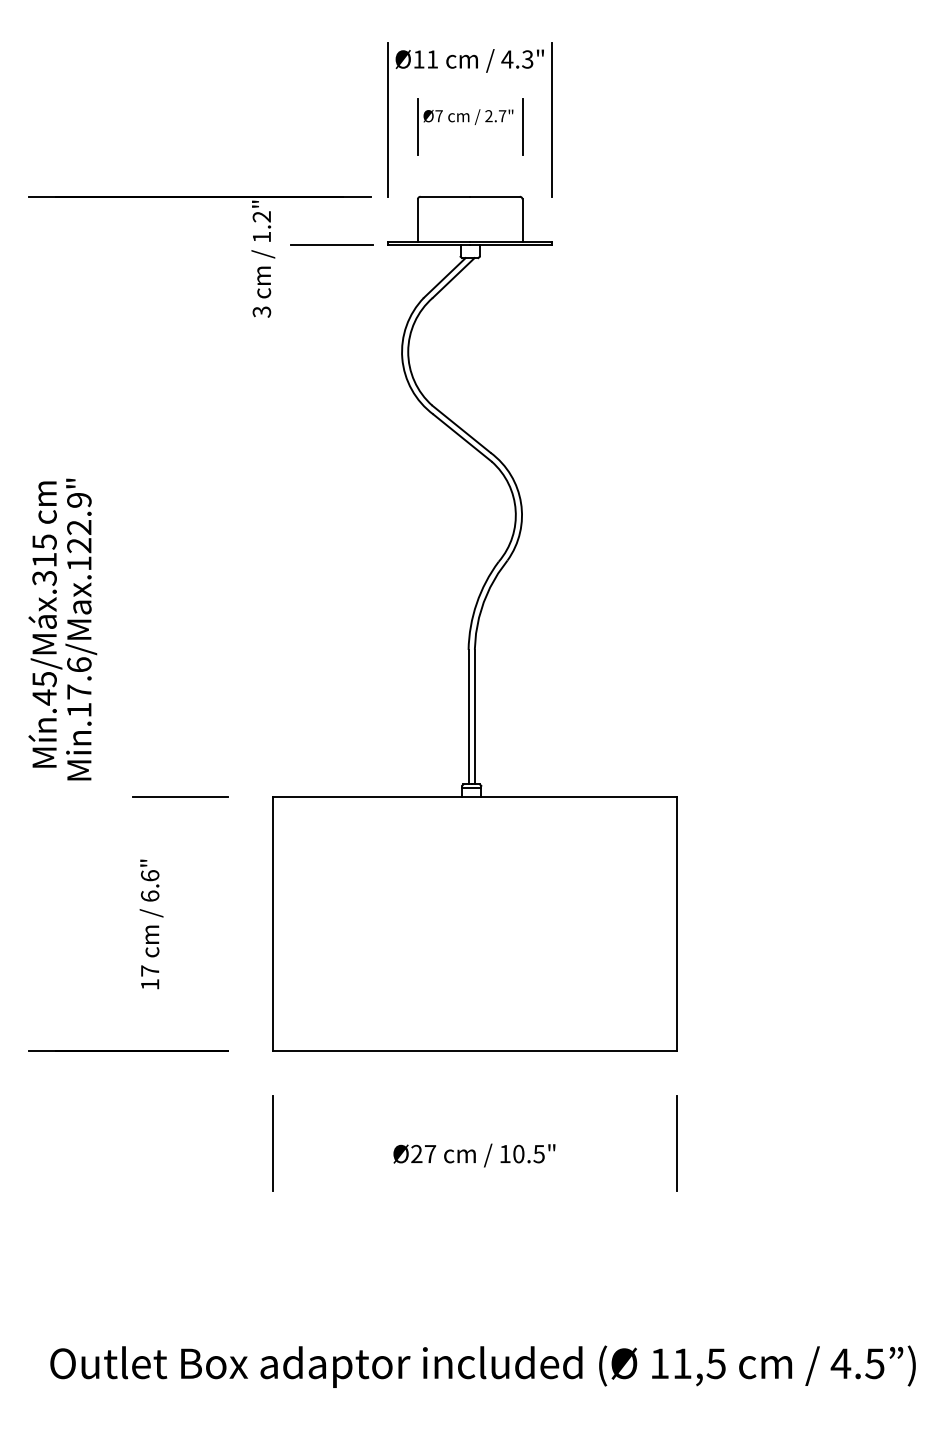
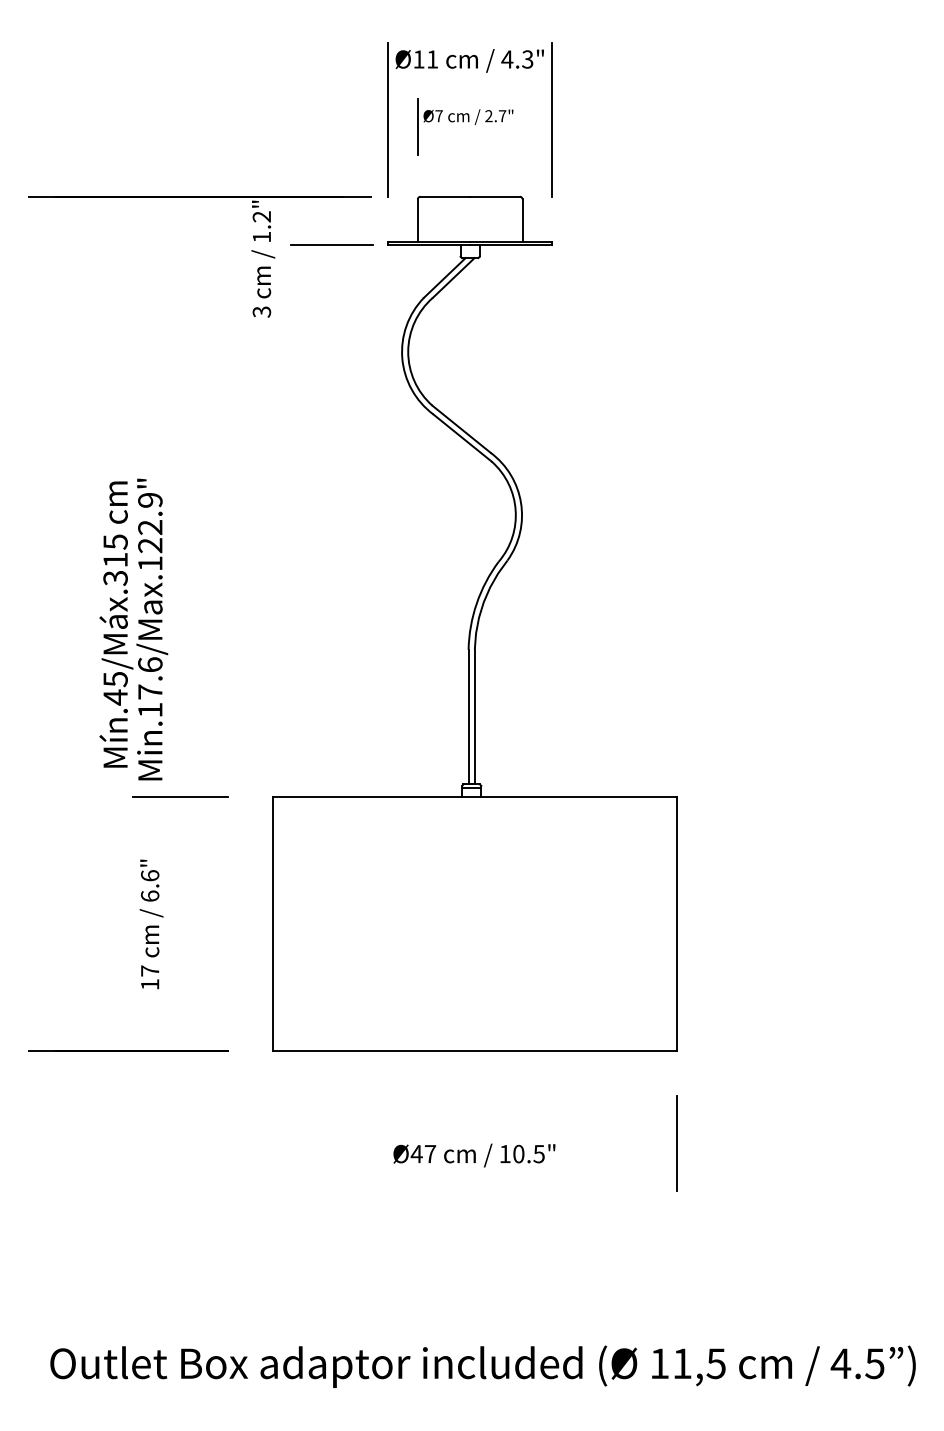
line: present -> none (522, 126)
text position: (62, 629) -> (133, 629) (133, 629)
line: present -> none (272, 1143)
text: Ø27 -> Ø47 (416, 1153)
